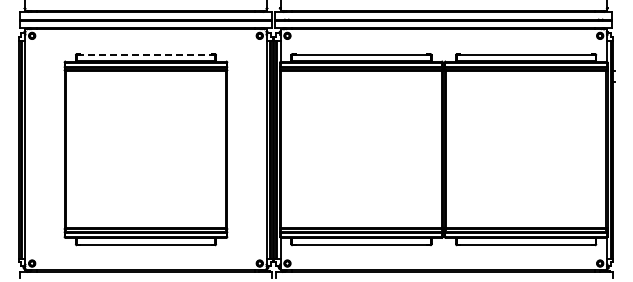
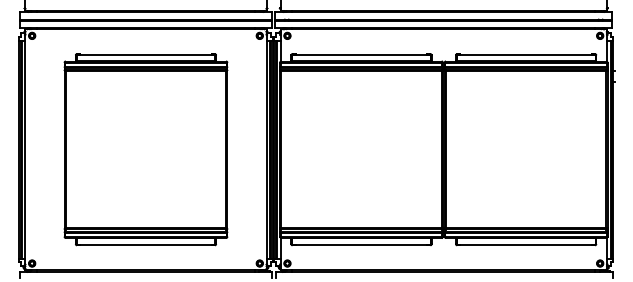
line: dashed -> solid (146, 54)
